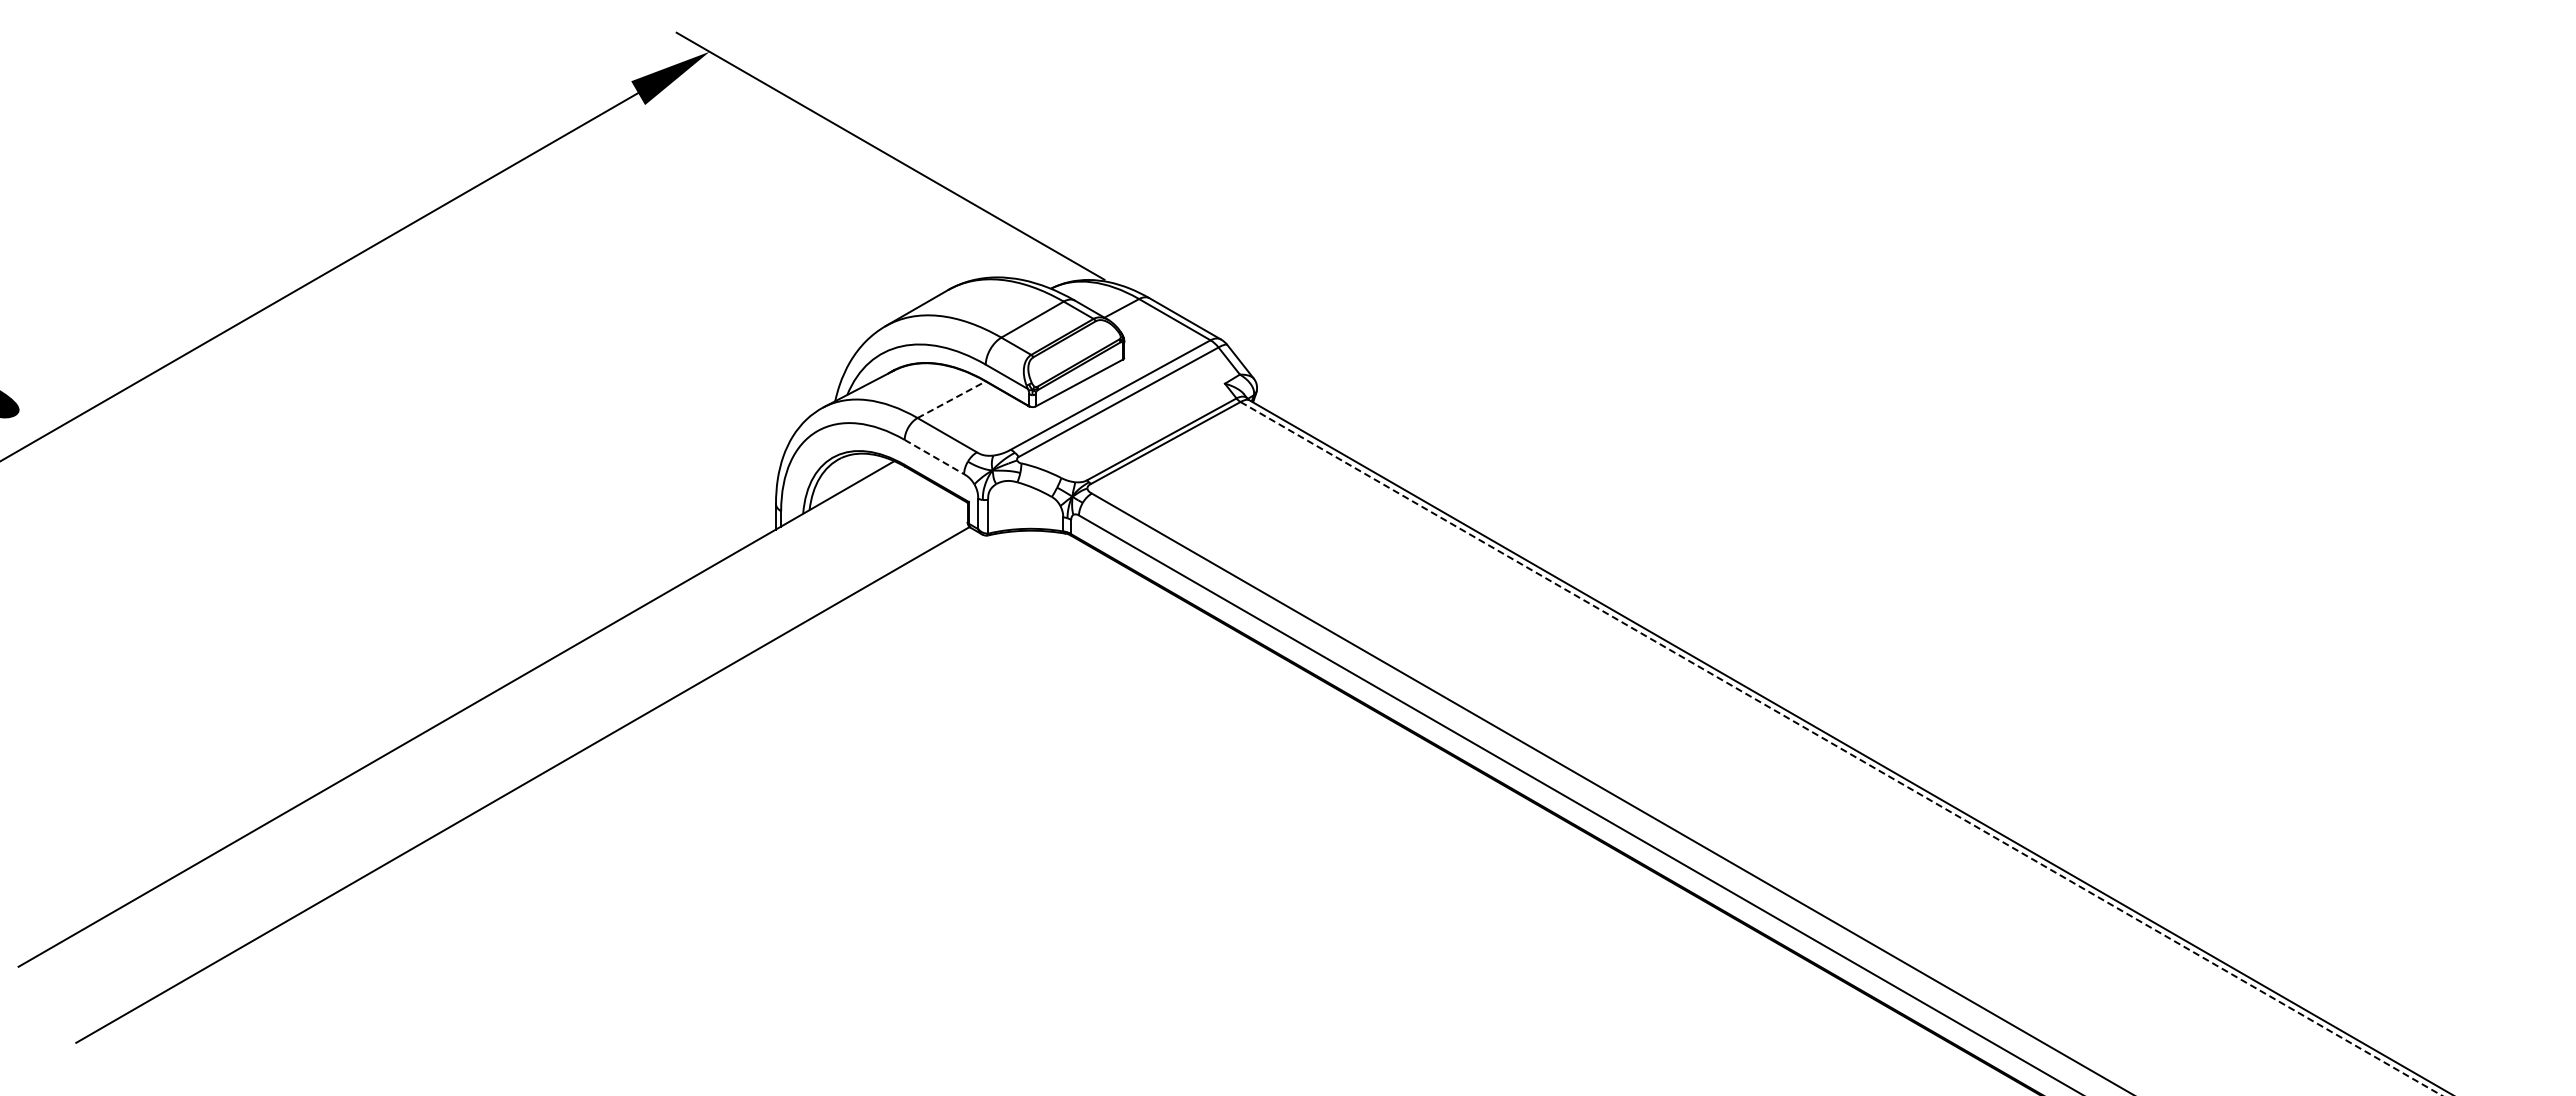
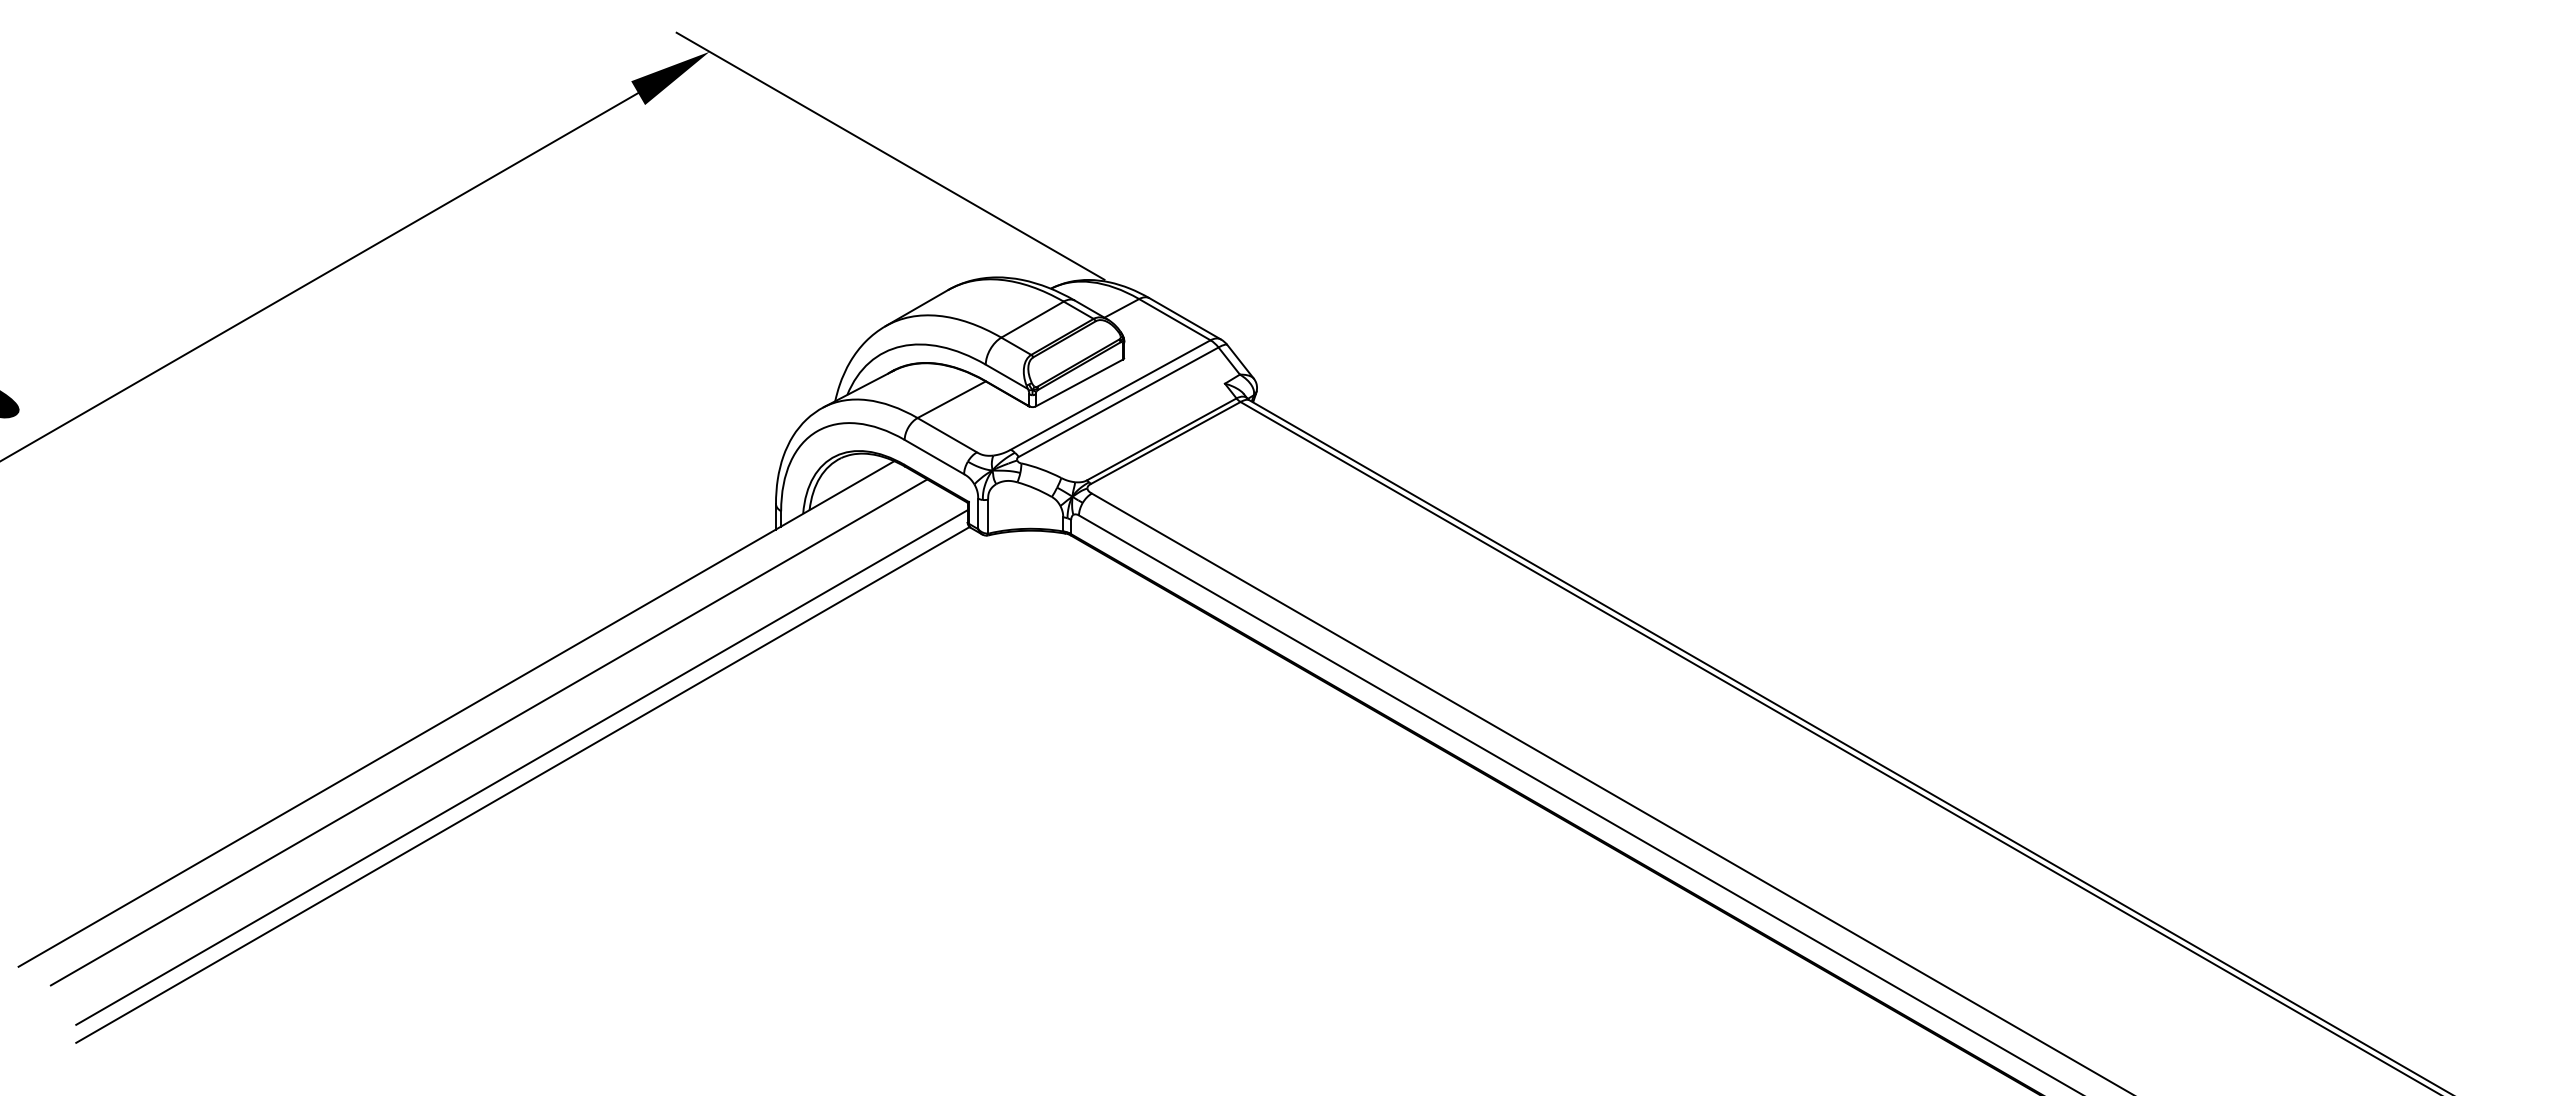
line: dashed -> solid (951, 399)
line: dashed -> solid (934, 457)
line: none -> present (488, 732)
line: dashed -> solid (1841, 748)
line: none -> present (521, 767)
